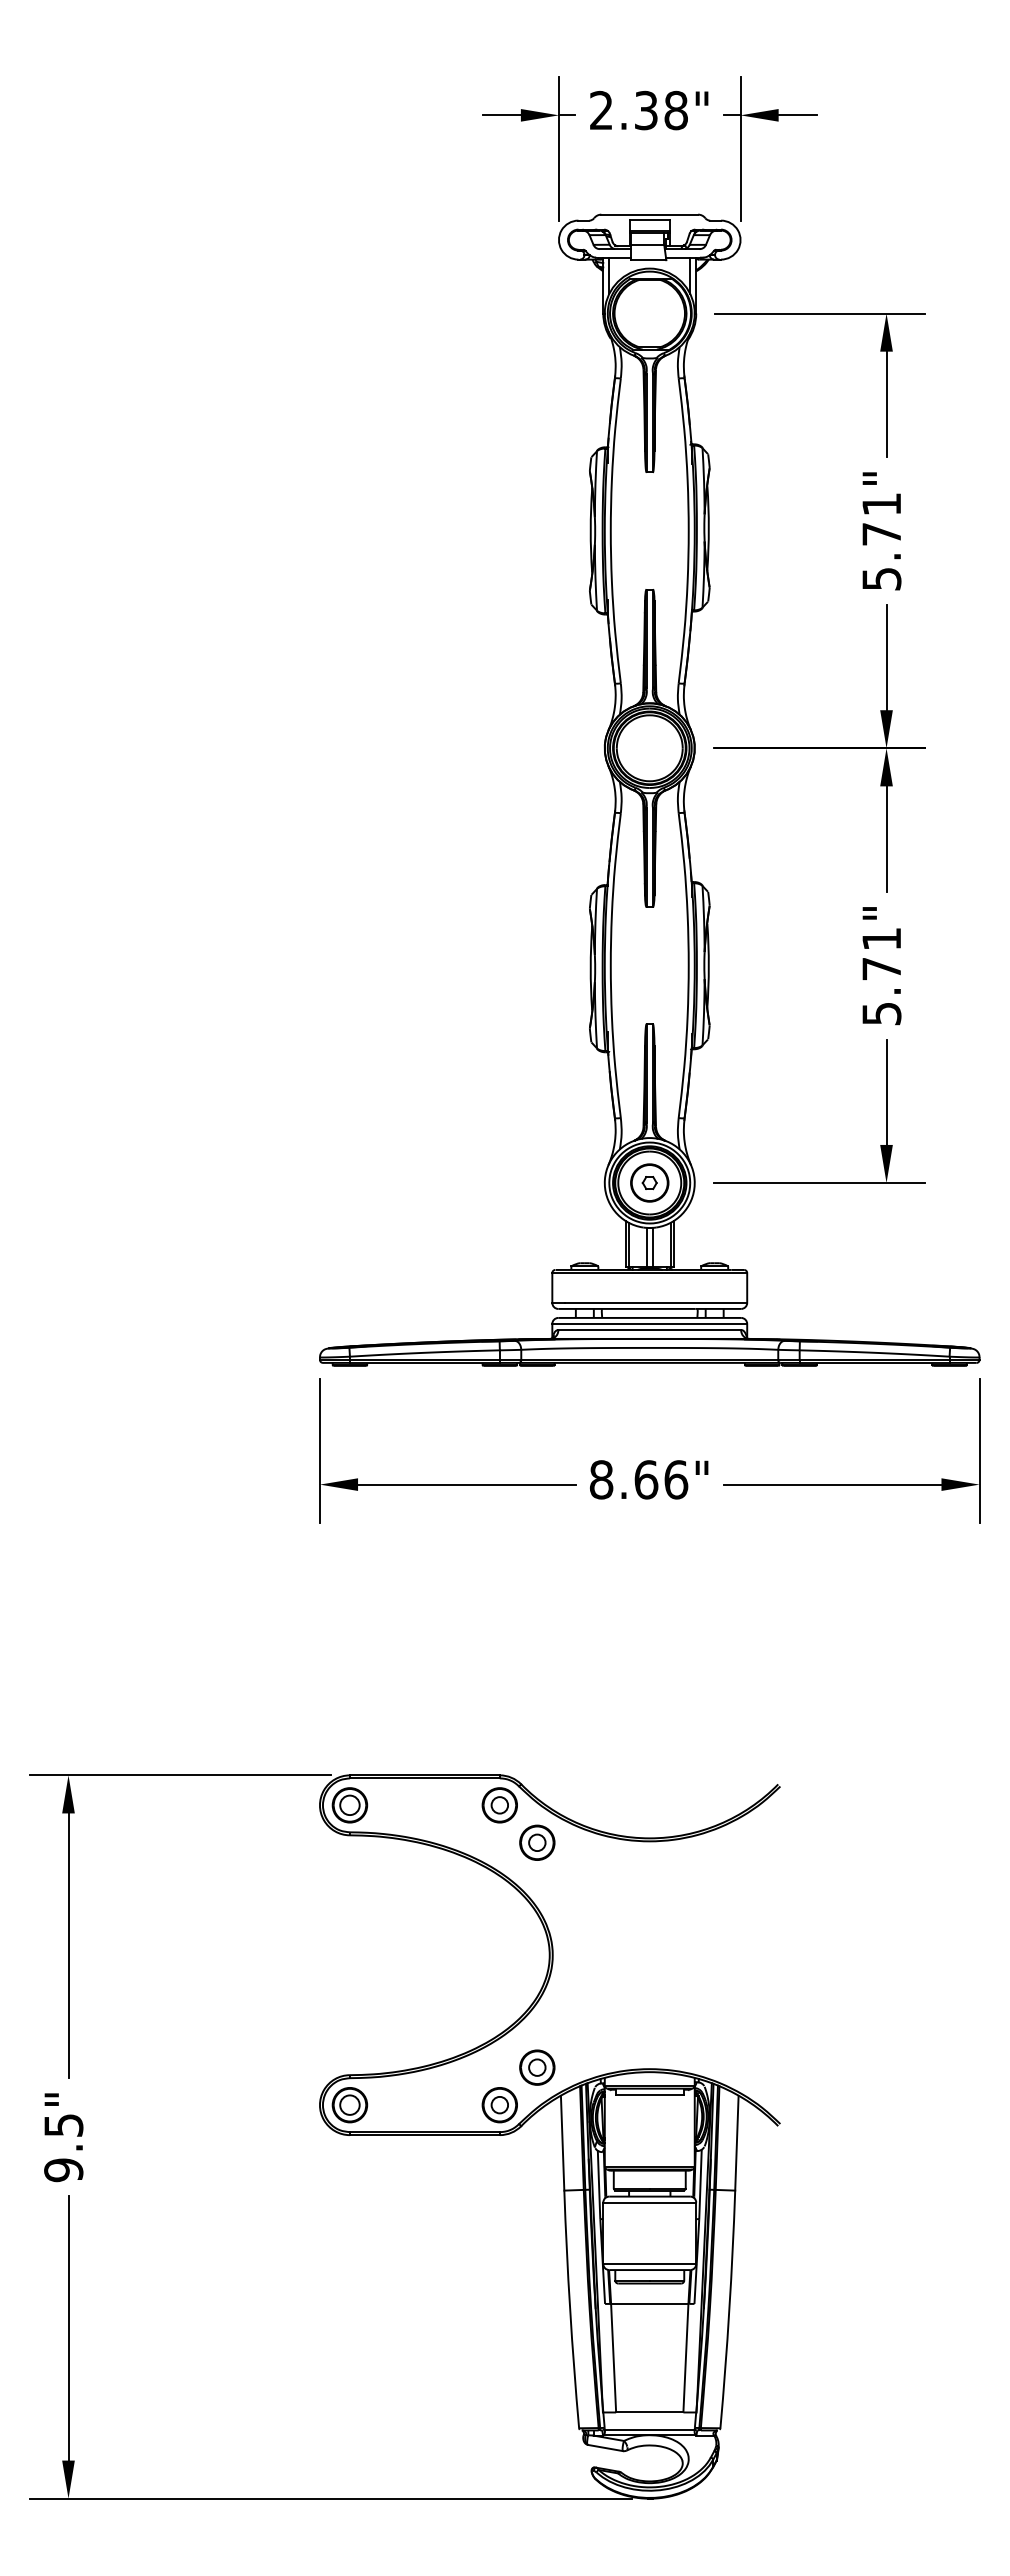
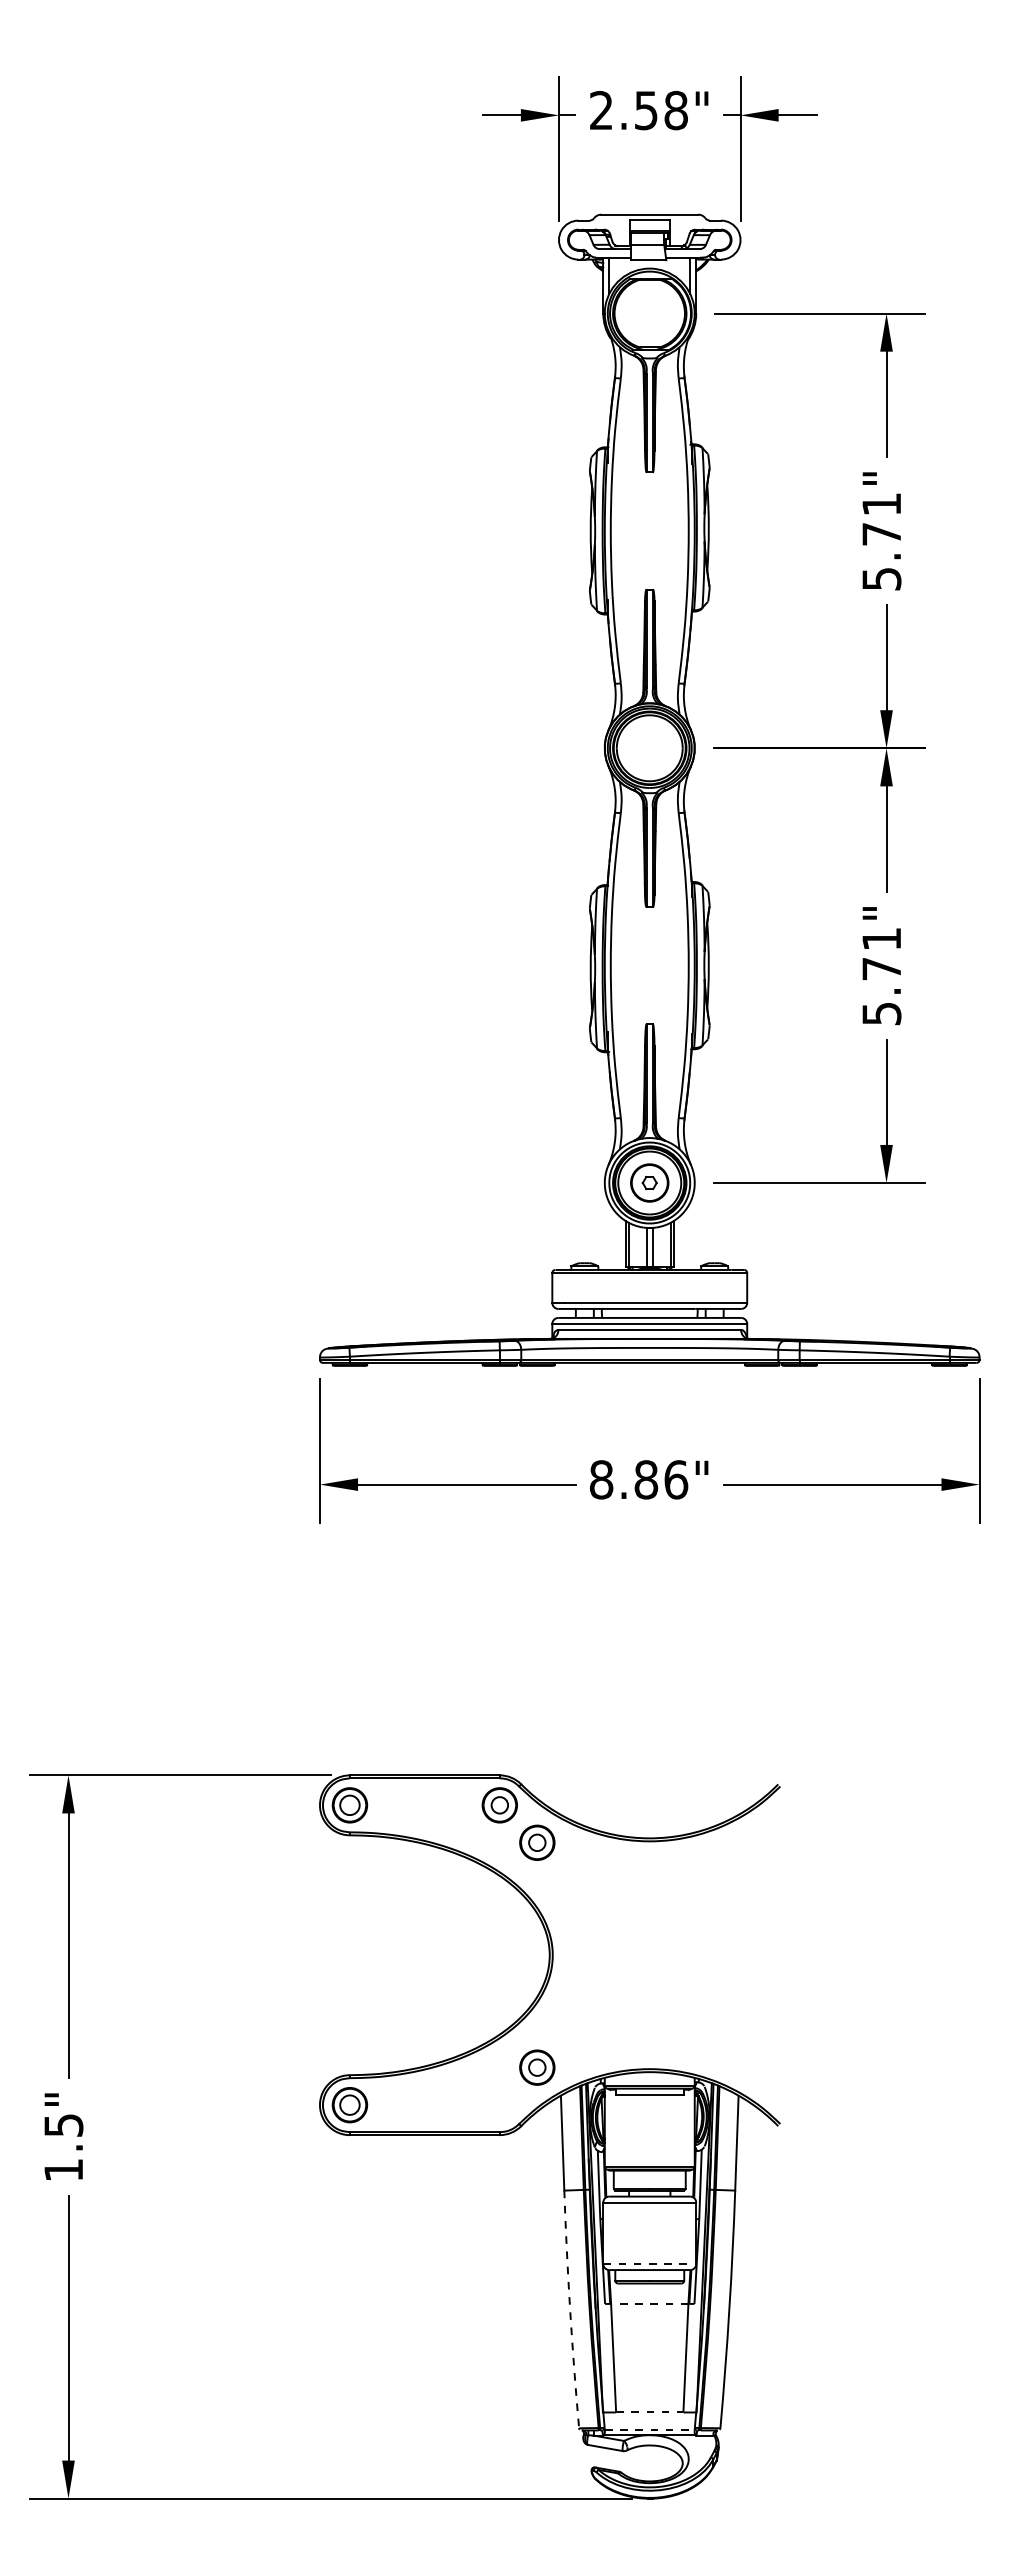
text: 2.38" -> 2.58" (646, 109)
text: 8.66" -> 8.86" (646, 1479)
part: present -> none (499, 2105)
text: 9.5" -> 1.5" (63, 2170)
line: solid -> dashed (650, 2264)
line: solid -> dashed (649, 2303)
arc: solid -> dashed (570, 2309)
line: solid -> dashed (649, 2412)
line: solid -> dashed (649, 2430)
